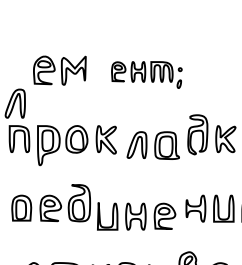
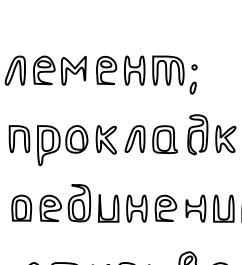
part size: 72x28 px -> 102x40 px (146, 74)
part position: (14, 103) -> (14, 70) (14, 70)
part position: (152, 145) -> (150, 139) (150, 139)
part position: (136, 216) -> (137, 208) (137, 208)
